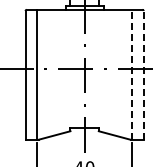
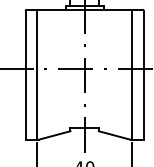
line: dashed -> solid (131, 74)
line: dashed -> solid (143, 74)
